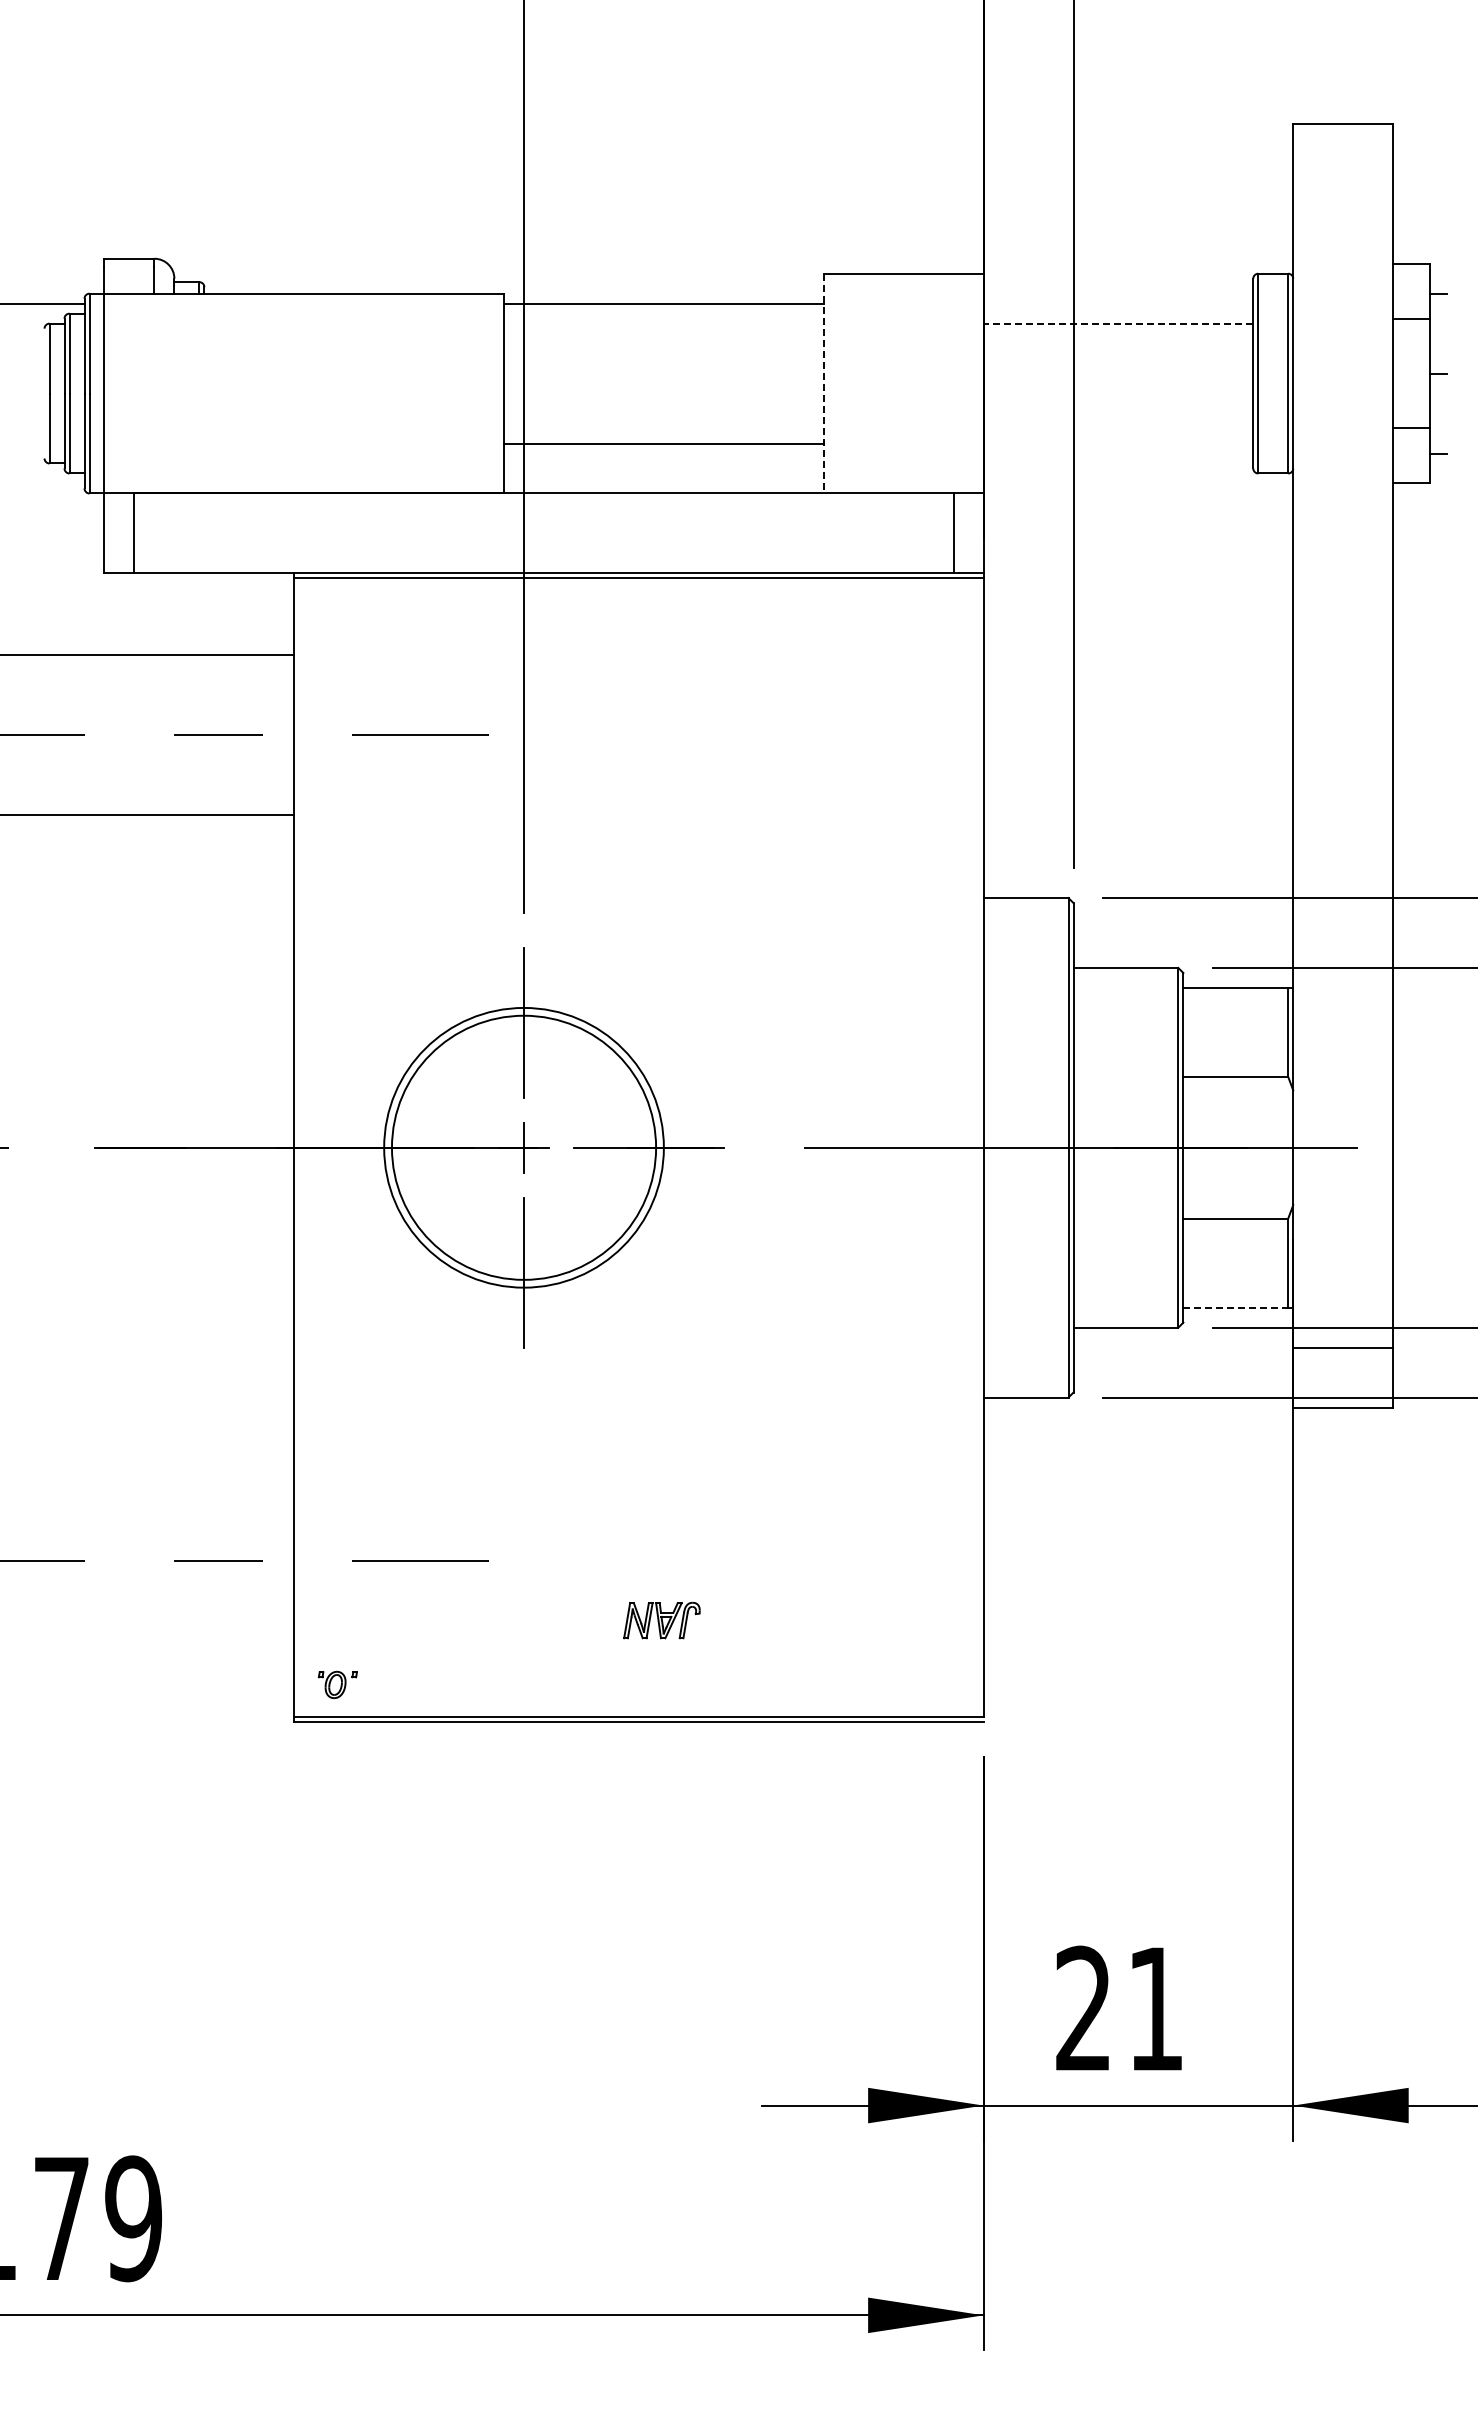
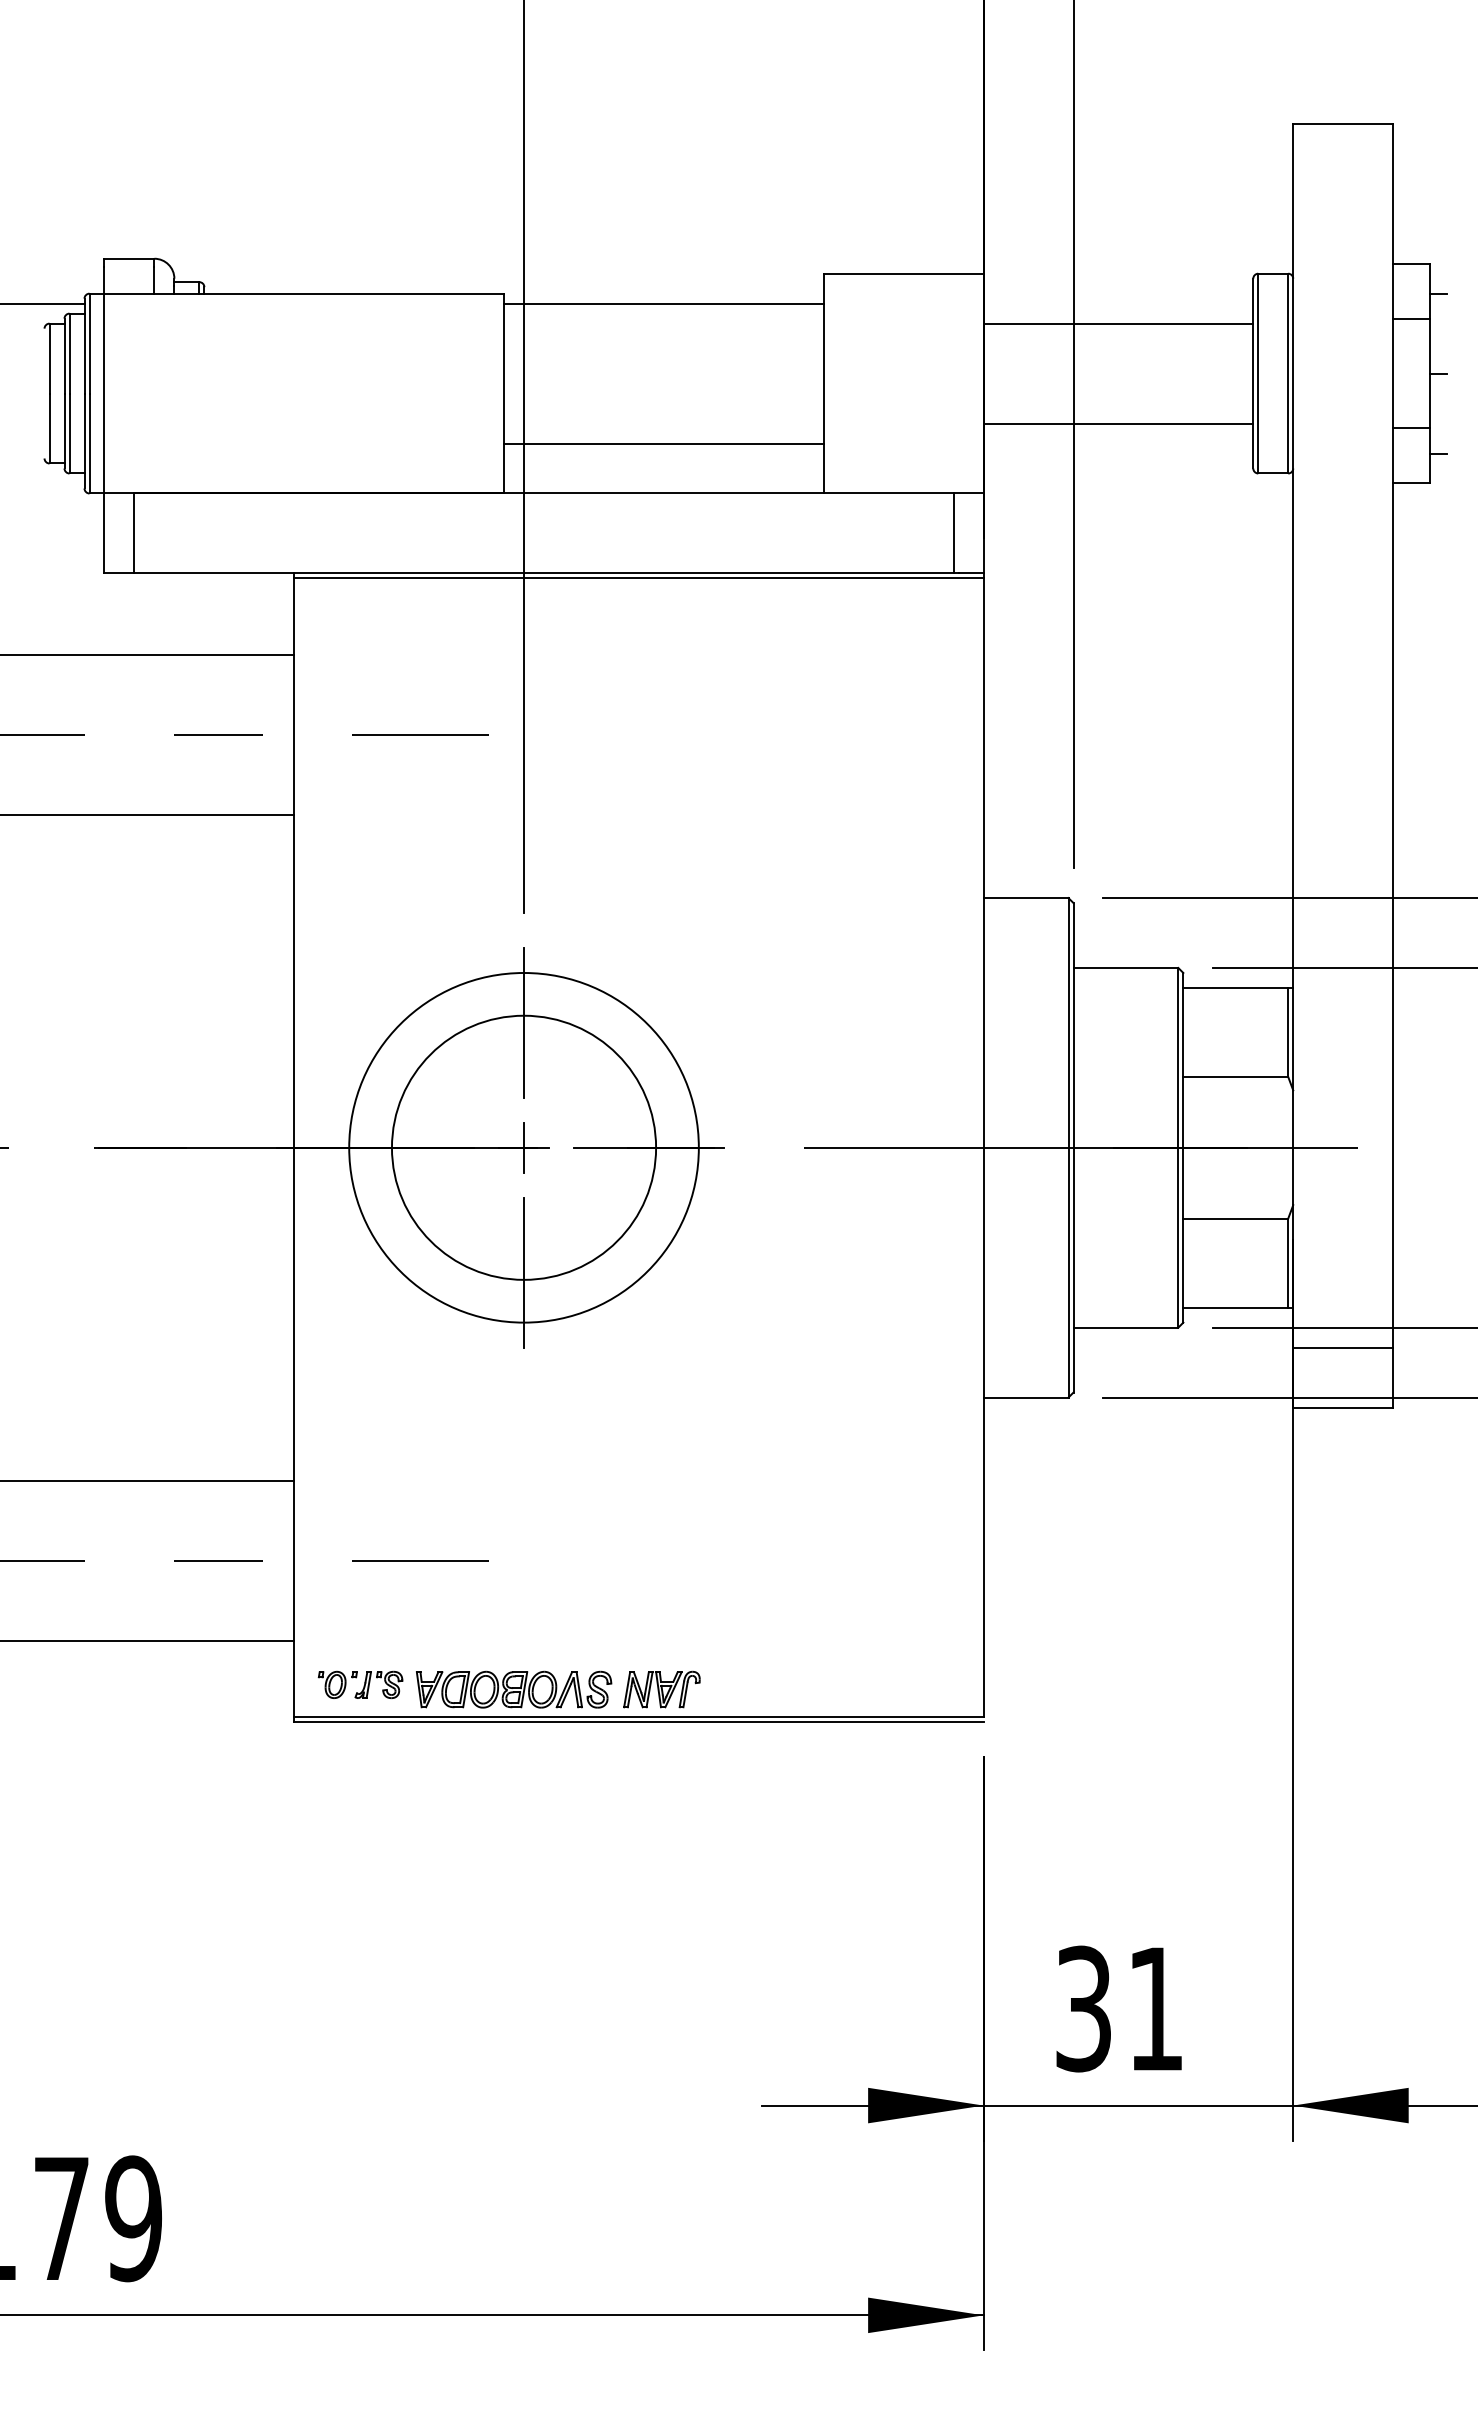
line: dashed -> solid (1118, 323)
line: dashed -> solid (823, 383)
line: none -> present (1118, 423)
circle diameter: 280 px -> 350 px (523, 1147)
line: dashed -> solid (1236, 1307)
line: none -> present (148, 1480)
part position: (661, 1620) -> (661, 1689) (661, 1689)
line: none -> present (148, 1640)
part: none -> present (377, 1678)
part: none -> present (514, 1689)
text: 21 -> 31 (1083, 2008)
